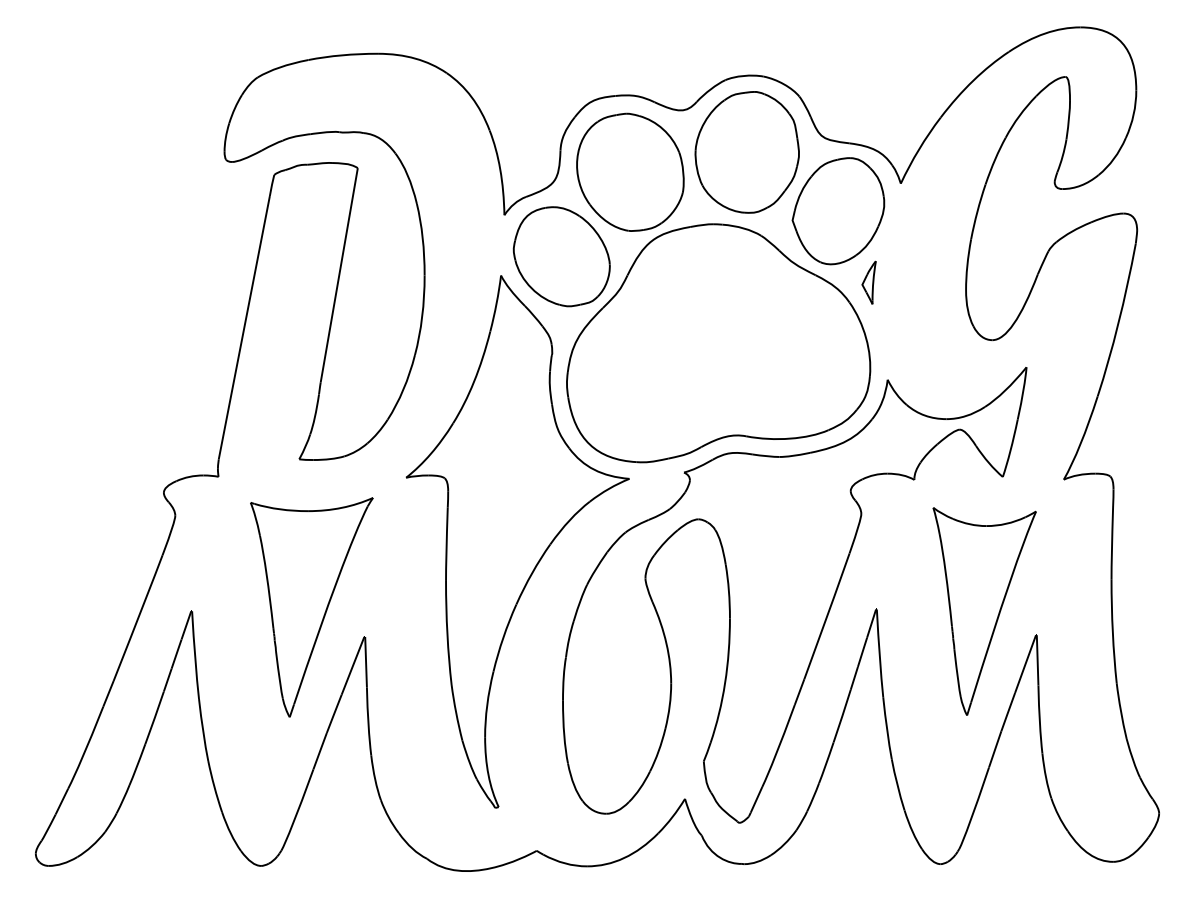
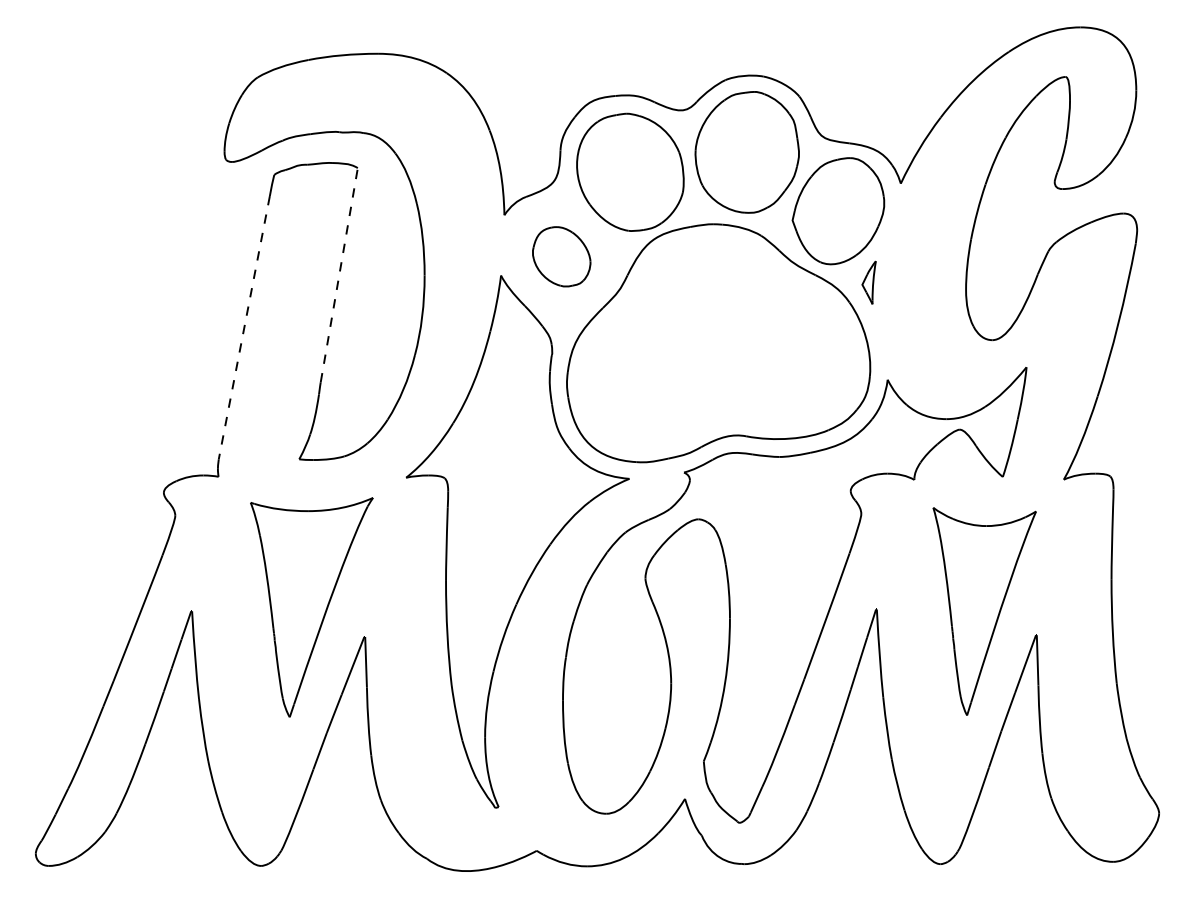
part size: 99x102 px -> 60x62 px (561, 256)
line: solid -> dashed (339, 275)
line: solid -> dashed (244, 328)
